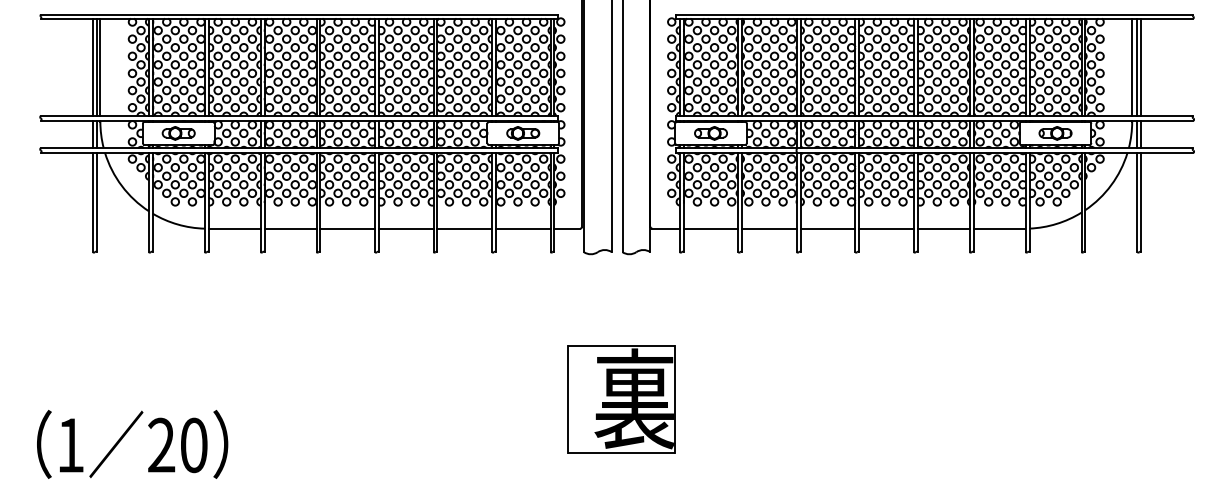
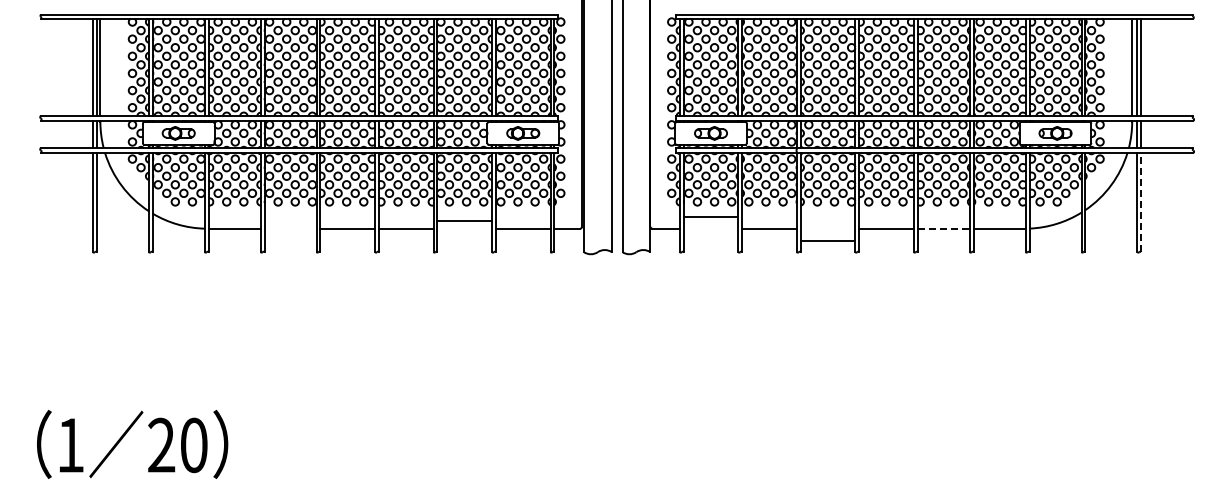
line: solid -> dashed (1141, 202)
line: present -> none (290, 228)
line position: (464, 228) -> (464, 220) (464, 220)
line position: (710, 228) -> (710, 216) (710, 216)
line position: (827, 228) -> (827, 240) (827, 240)
line: solid -> dashed (944, 228)
part: present -> none (621, 399)
